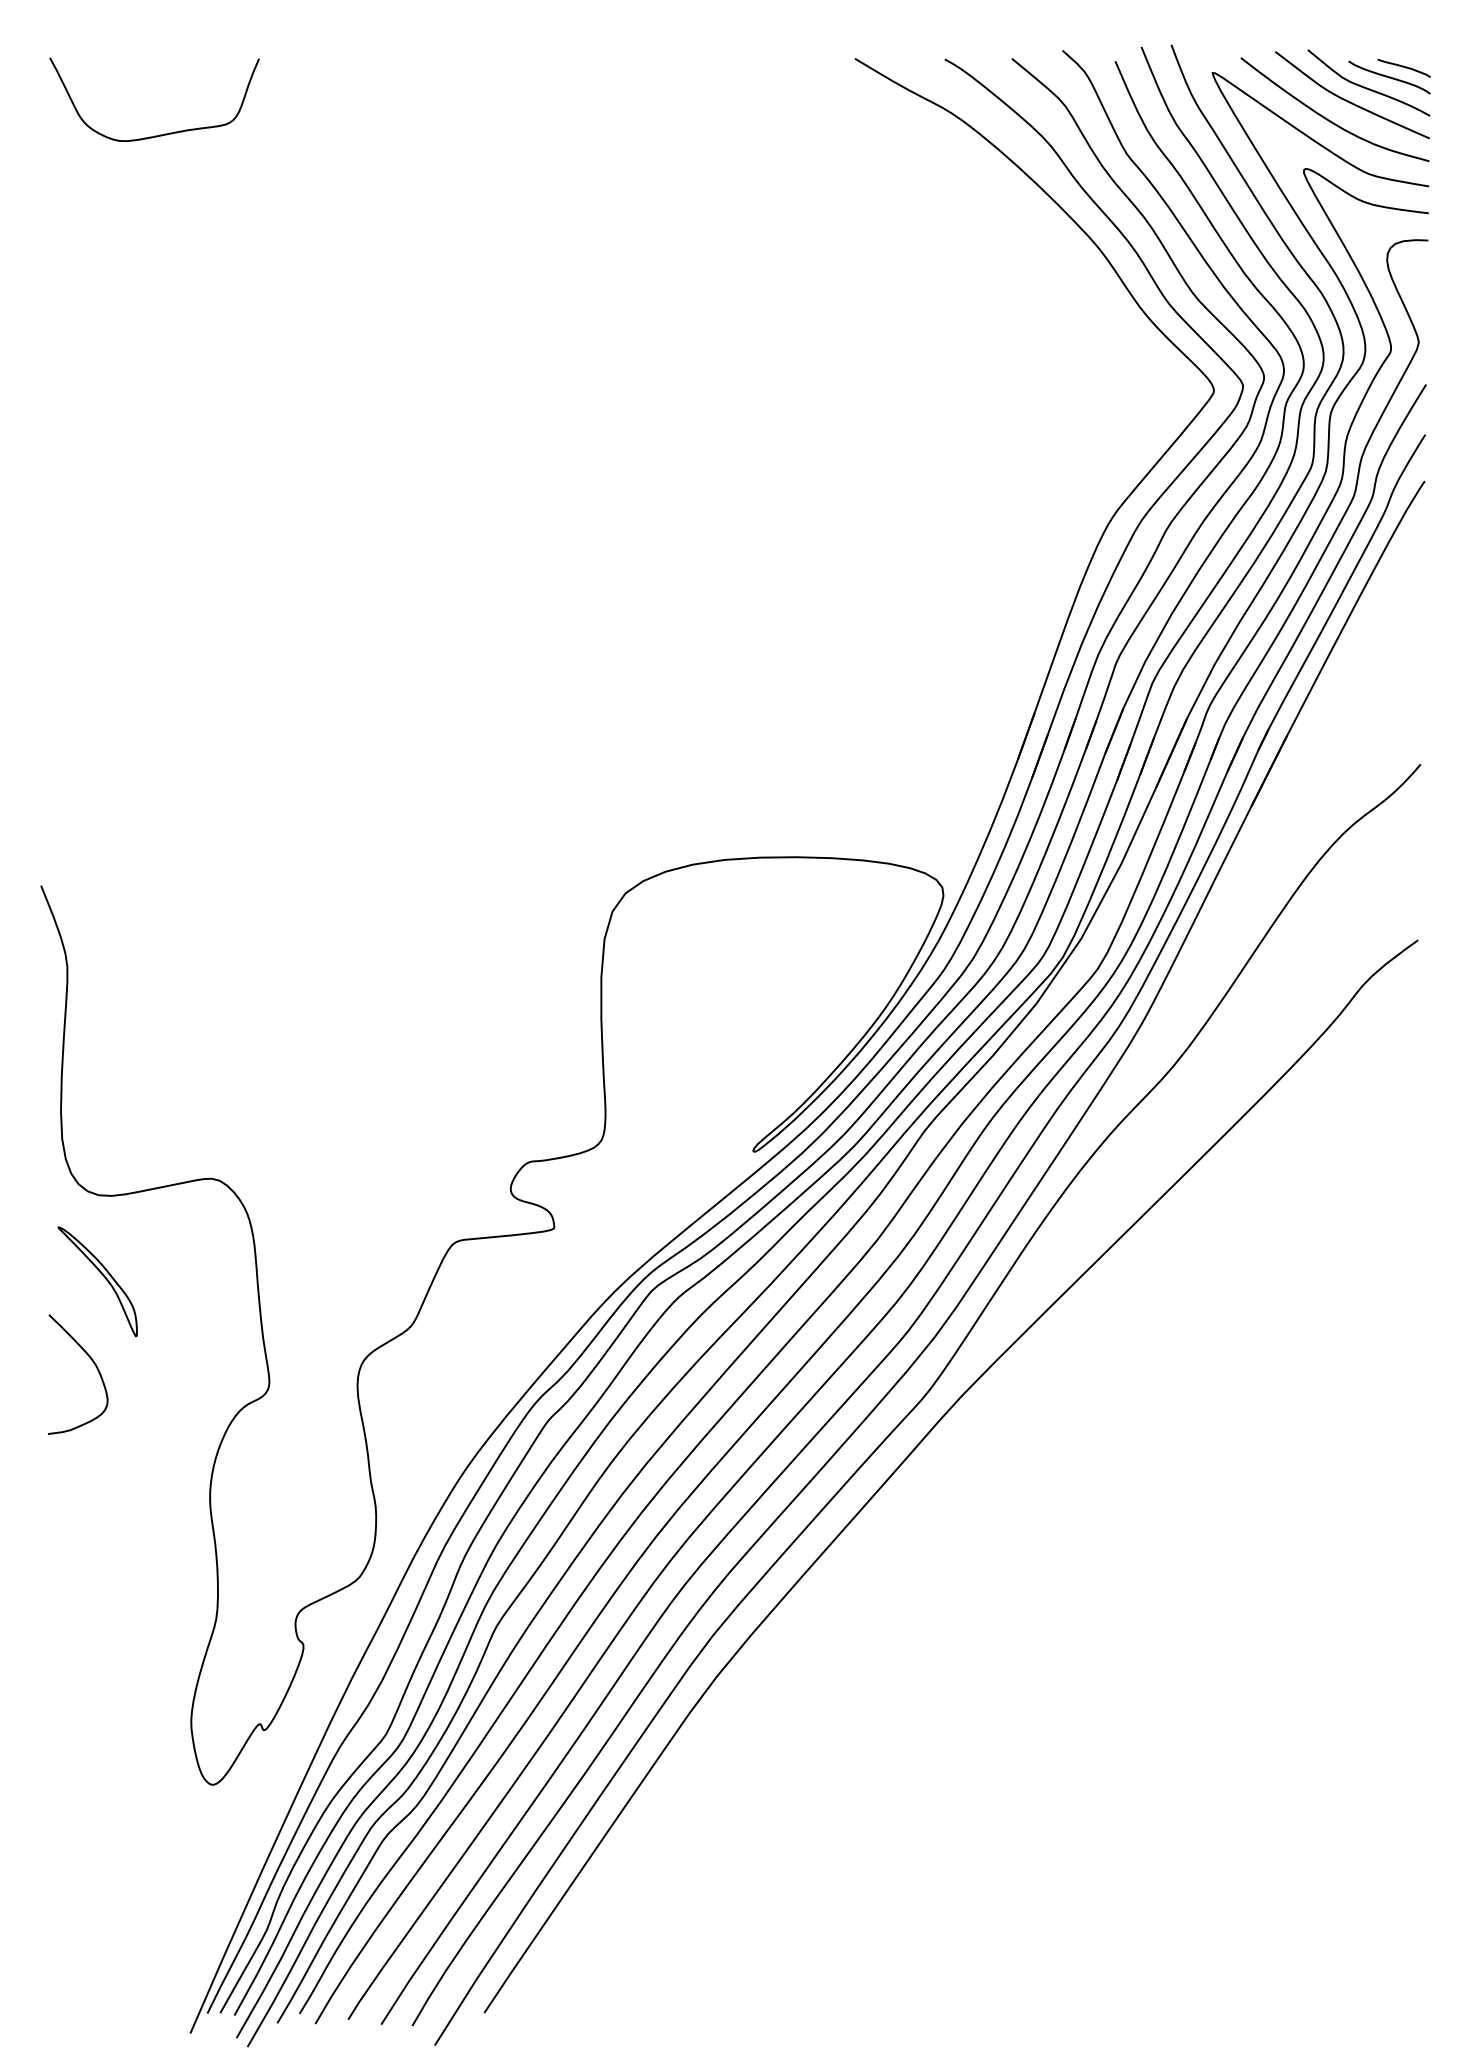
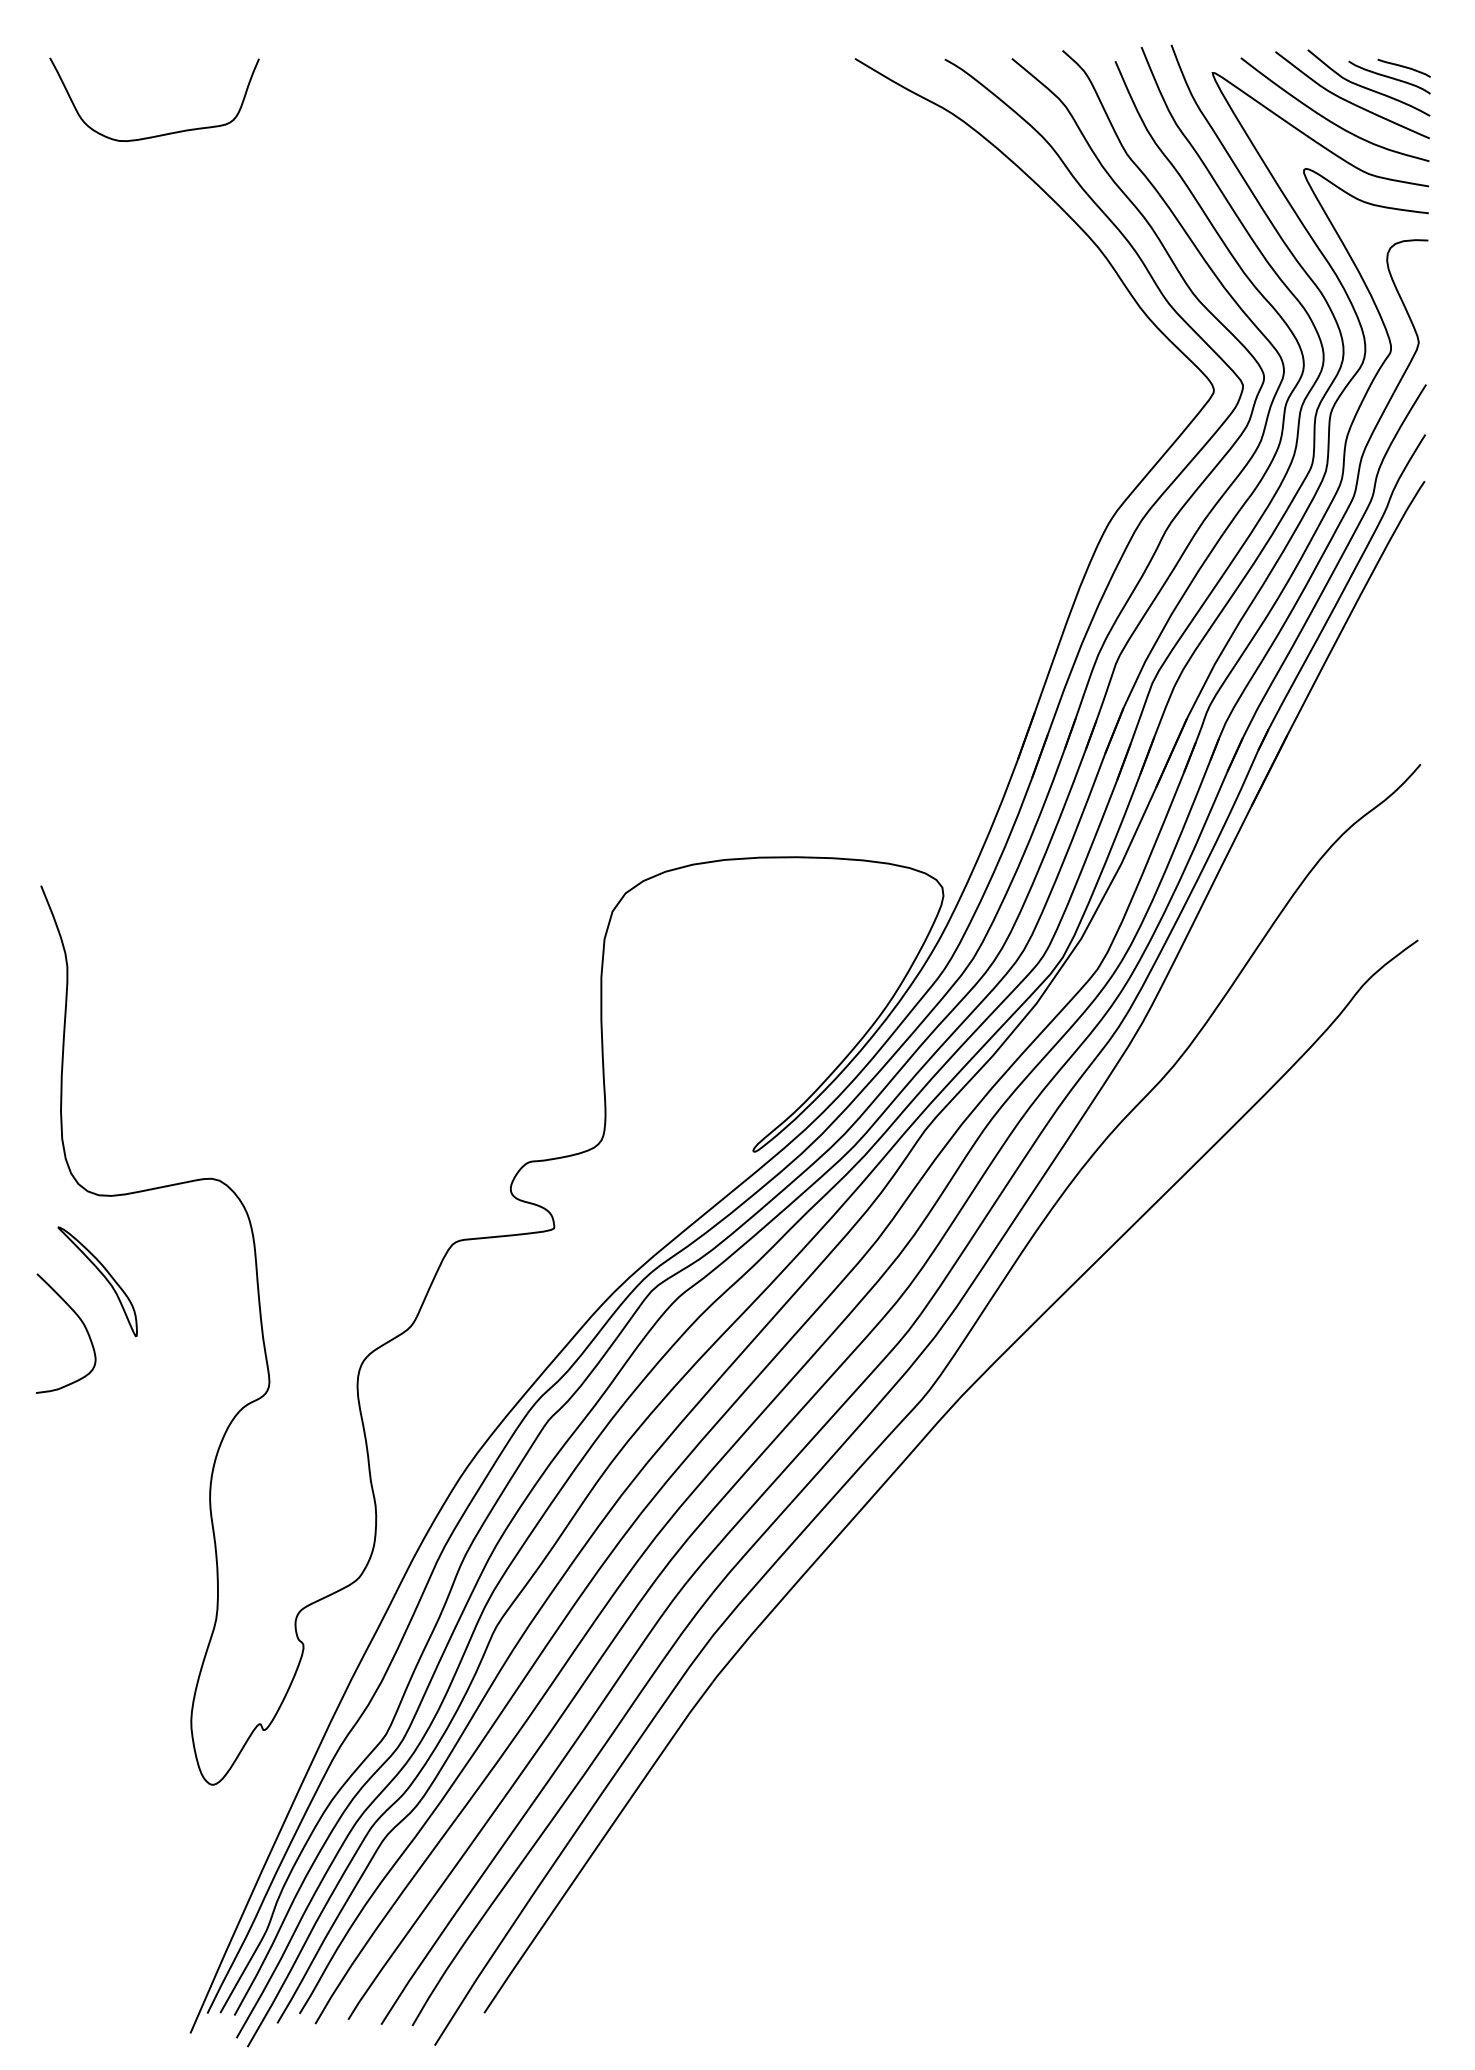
curve position: (94, 1365) -> (82, 1324) (82, 1324)
